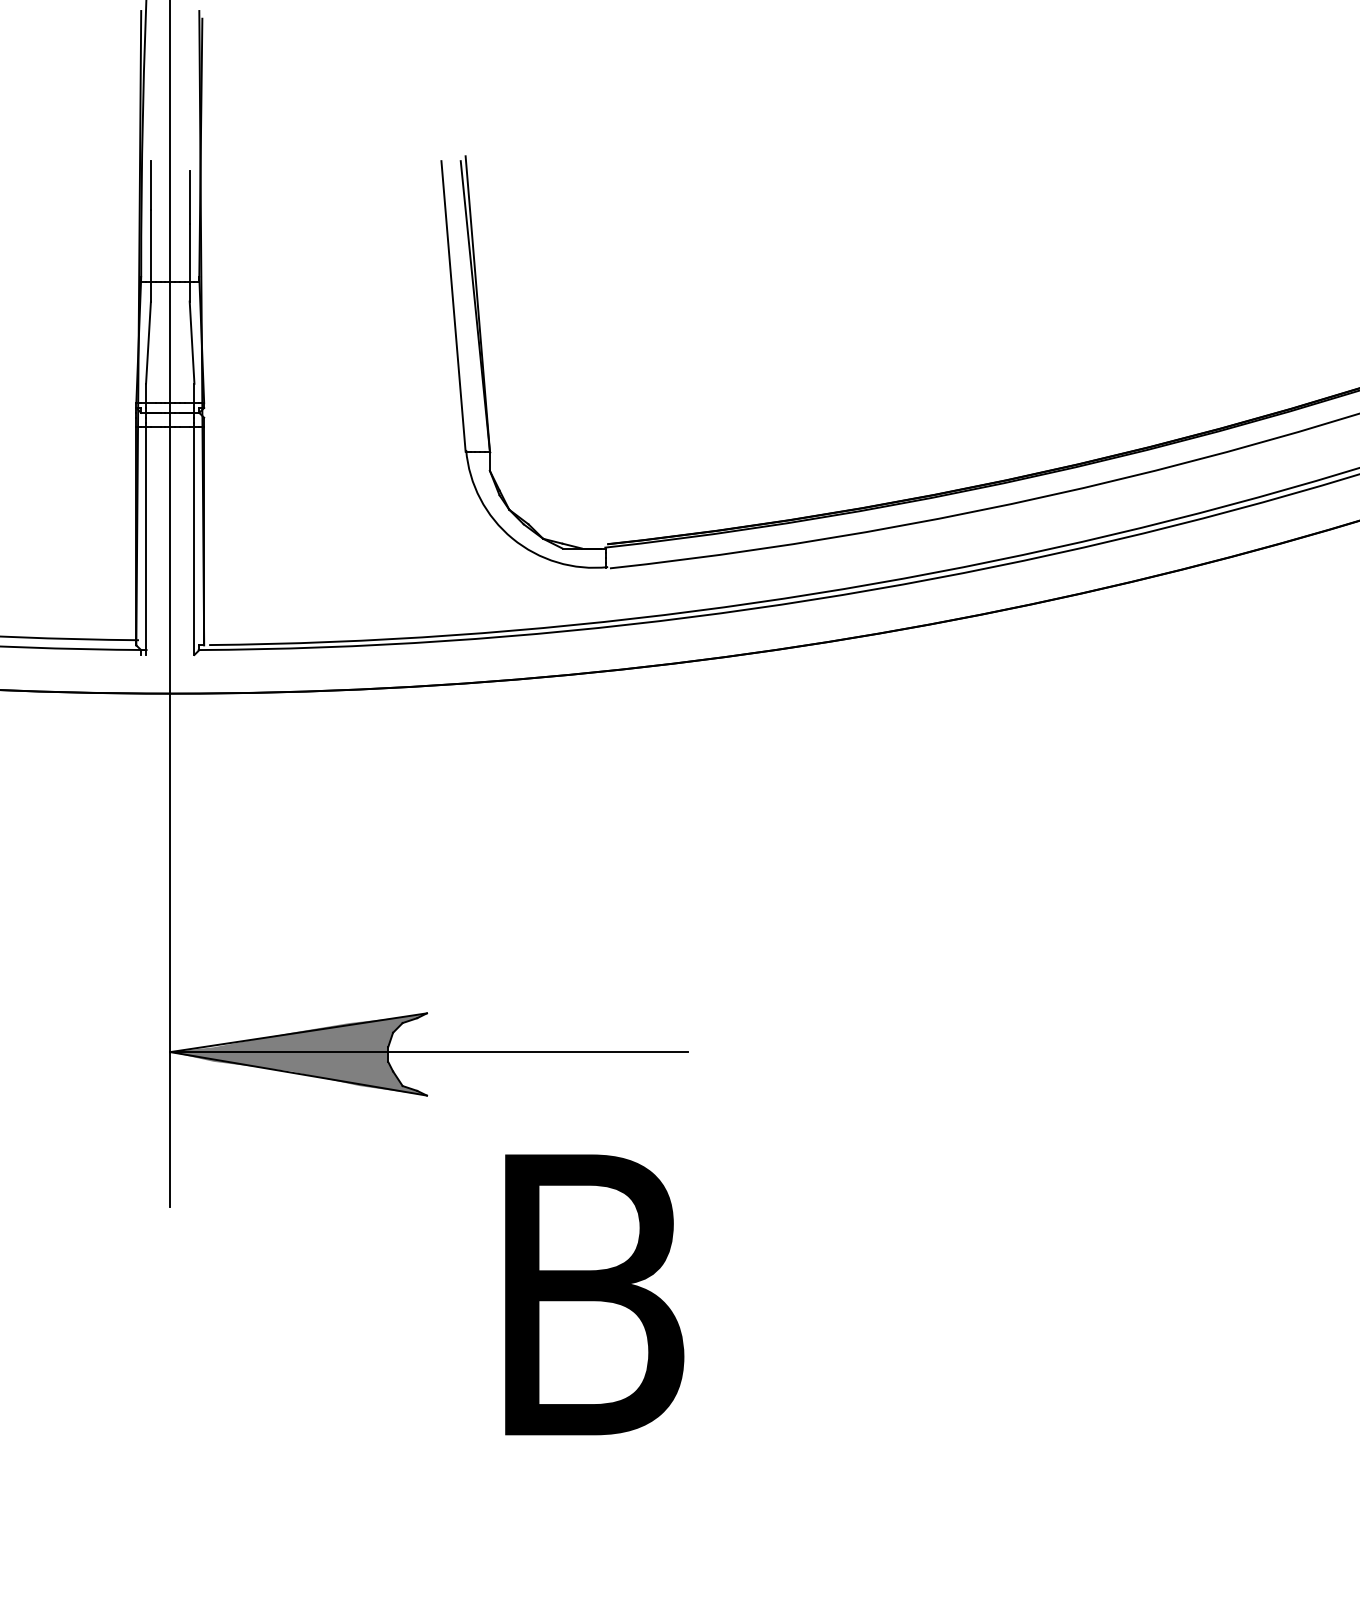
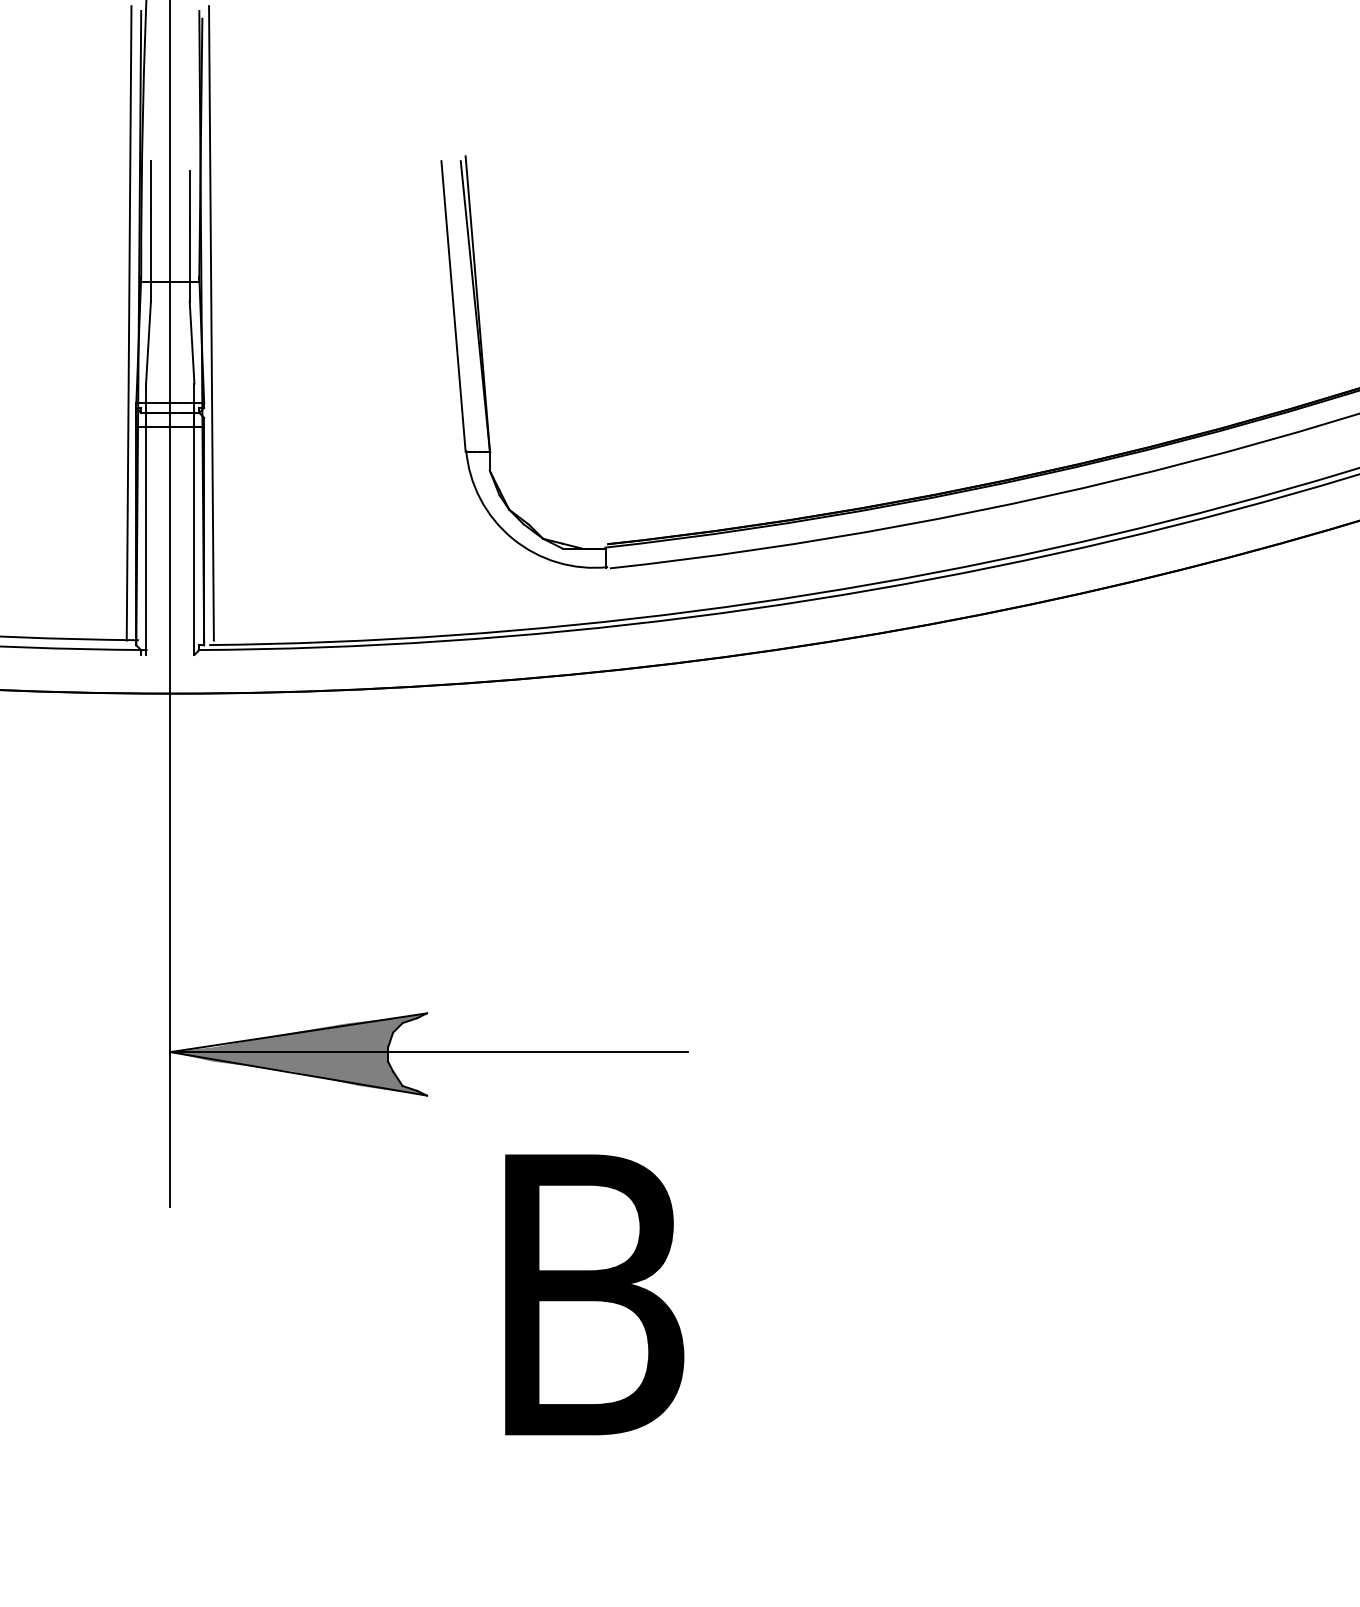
line: none -> present (128, 323)
line: none -> present (211, 323)
